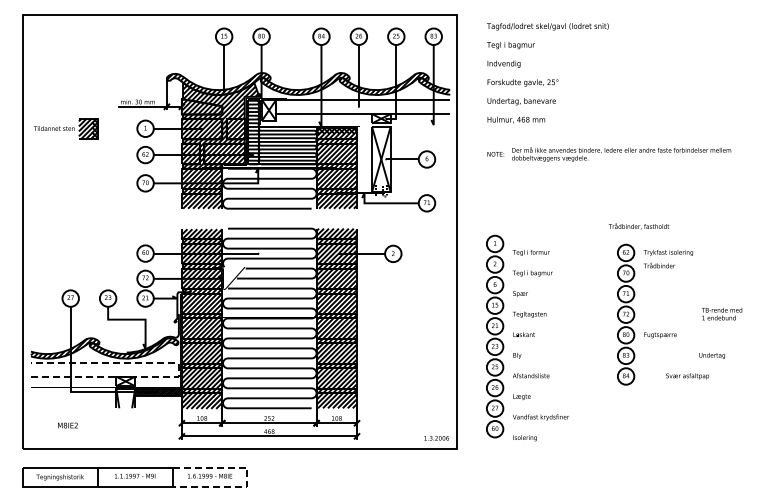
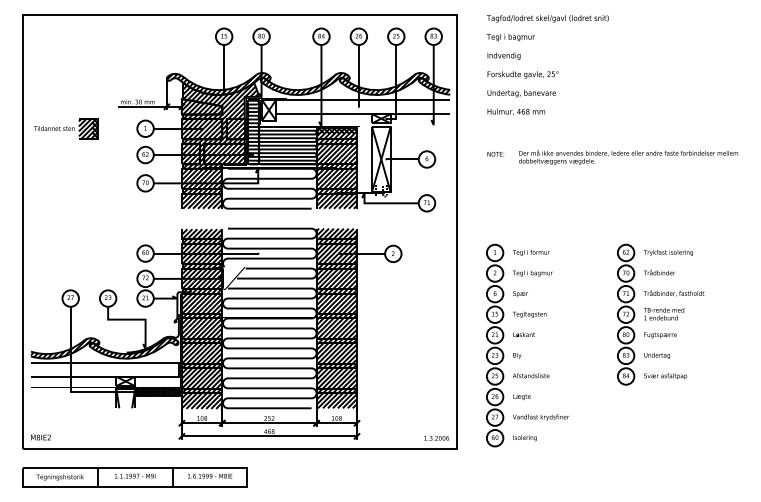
text position: (547, 73) -> (547, 65) (547, 65)
text position: (621, 154) -> (628, 157) (628, 157)
text position: (638, 226) -> (673, 293) (673, 293)
text position: (659, 265) -> (659, 272) (659, 272)
text position: (721, 313) -> (663, 313) (663, 313)
part position: (495, 336) -> (495, 345) (495, 345)
text position: (712, 355) -> (657, 355) (657, 355)
line: dashed -> solid (178, 370)
text position: (687, 376) -> (665, 376) (665, 376)
text position: (67, 425) -> (40, 437) (40, 437)
line: dashed -> solid (247, 478)
